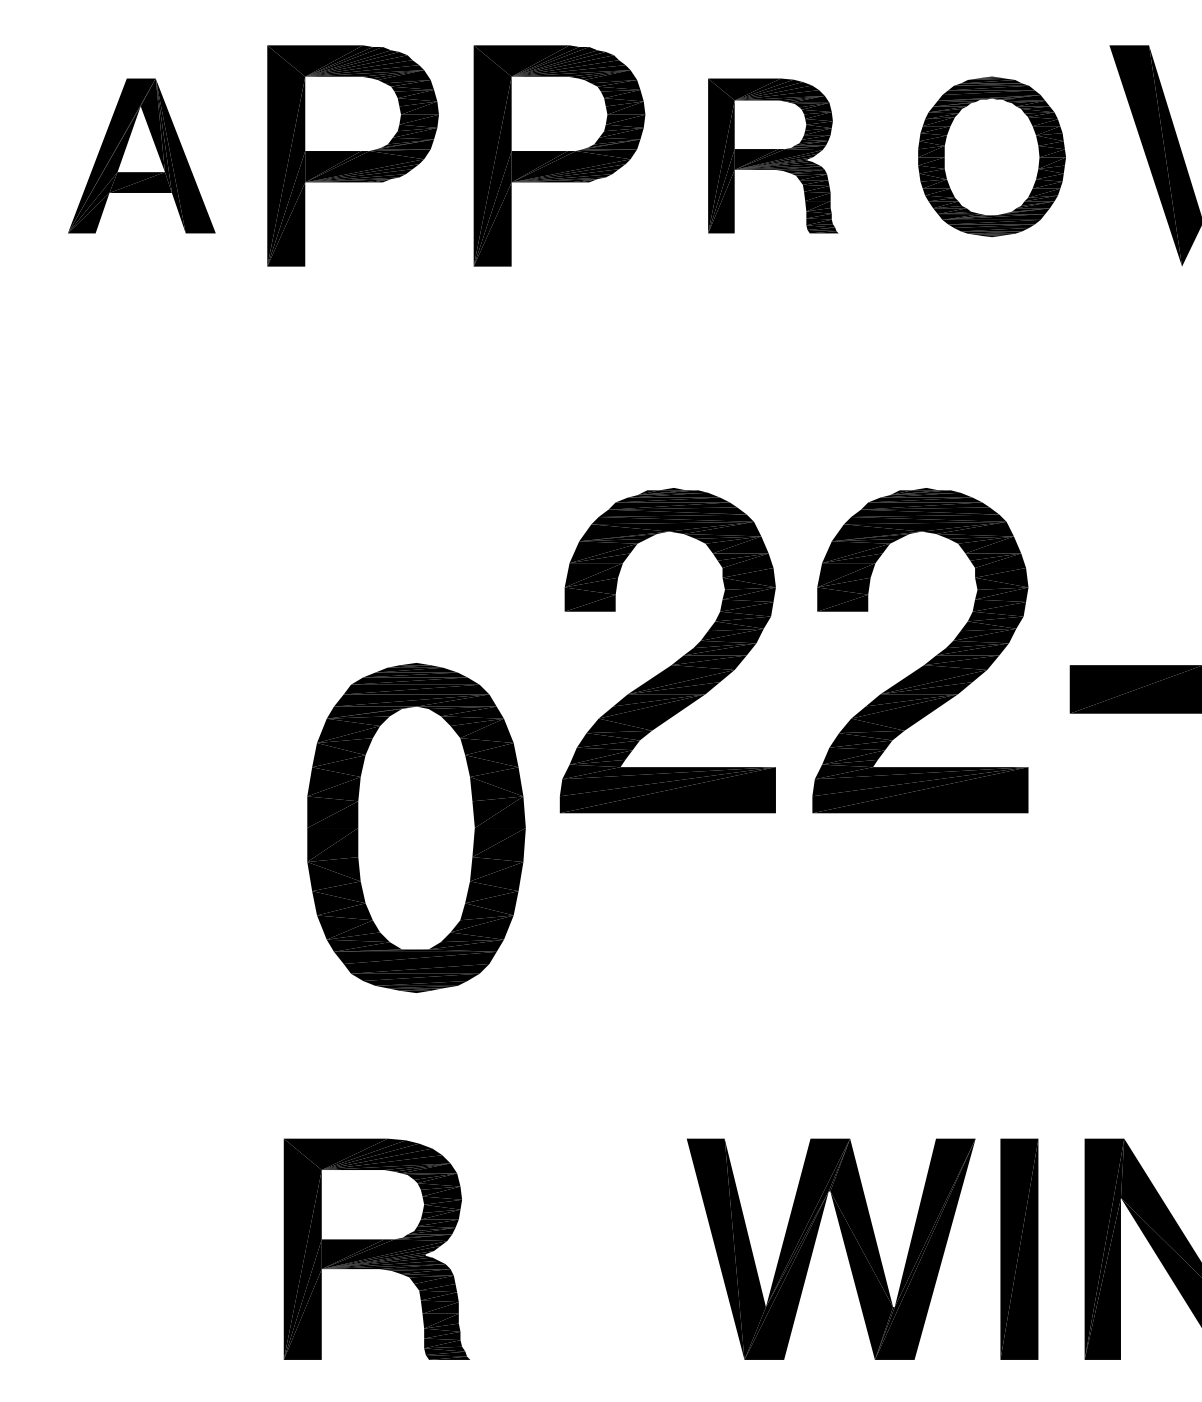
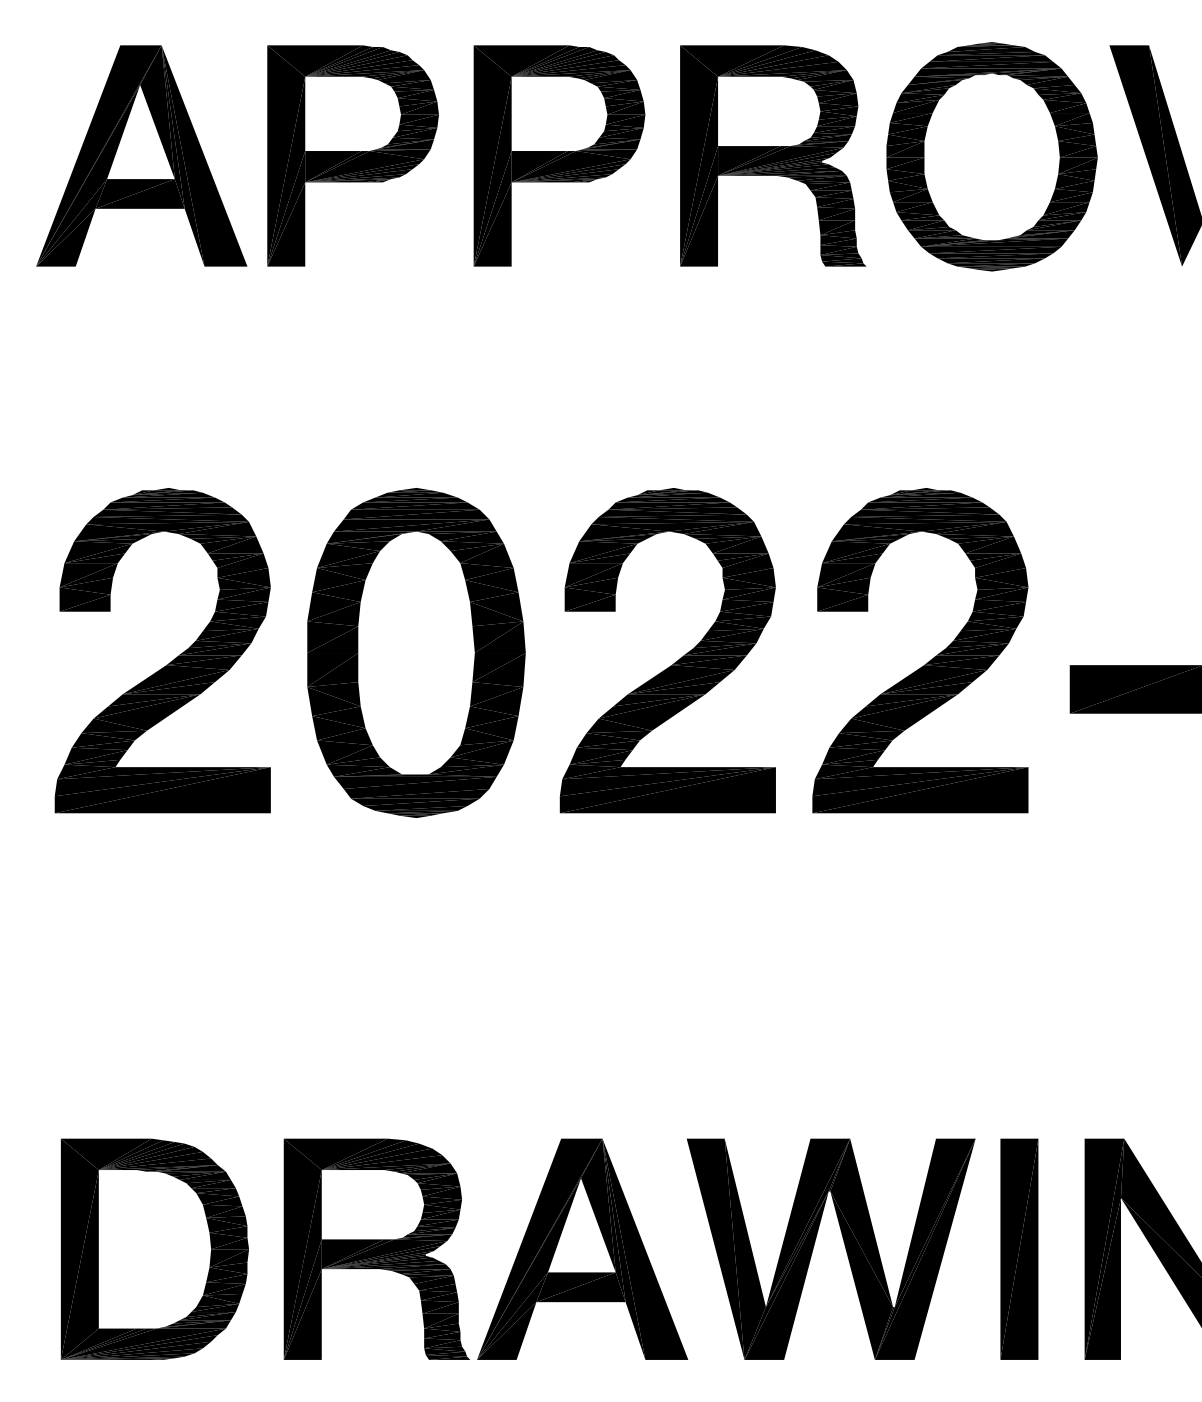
part size: 148x156 px -> 212x222 px (141, 155)
part size: 131x156 px -> 187x222 px (773, 155)
part size: 148x162 px -> 212x230 px (991, 156)
part: none -> present (170, 661)
part position: (416, 827) -> (416, 652) (416, 652)
part: none -> present (154, 1248)
part: none -> present (582, 1248)
